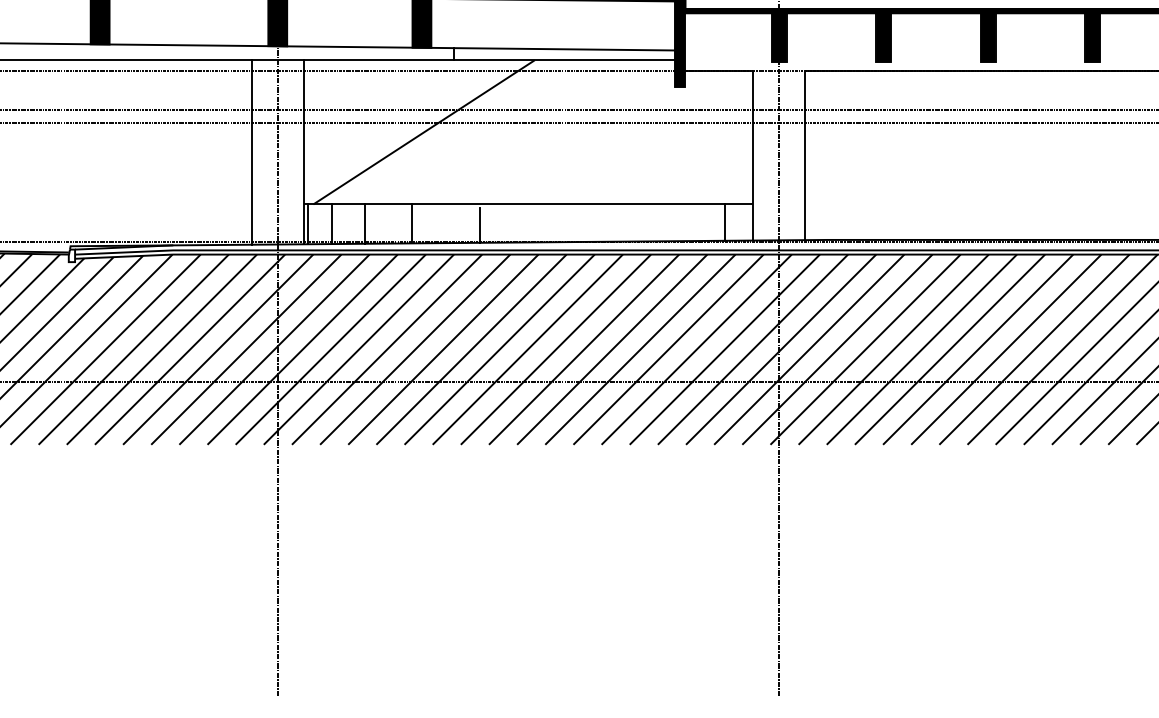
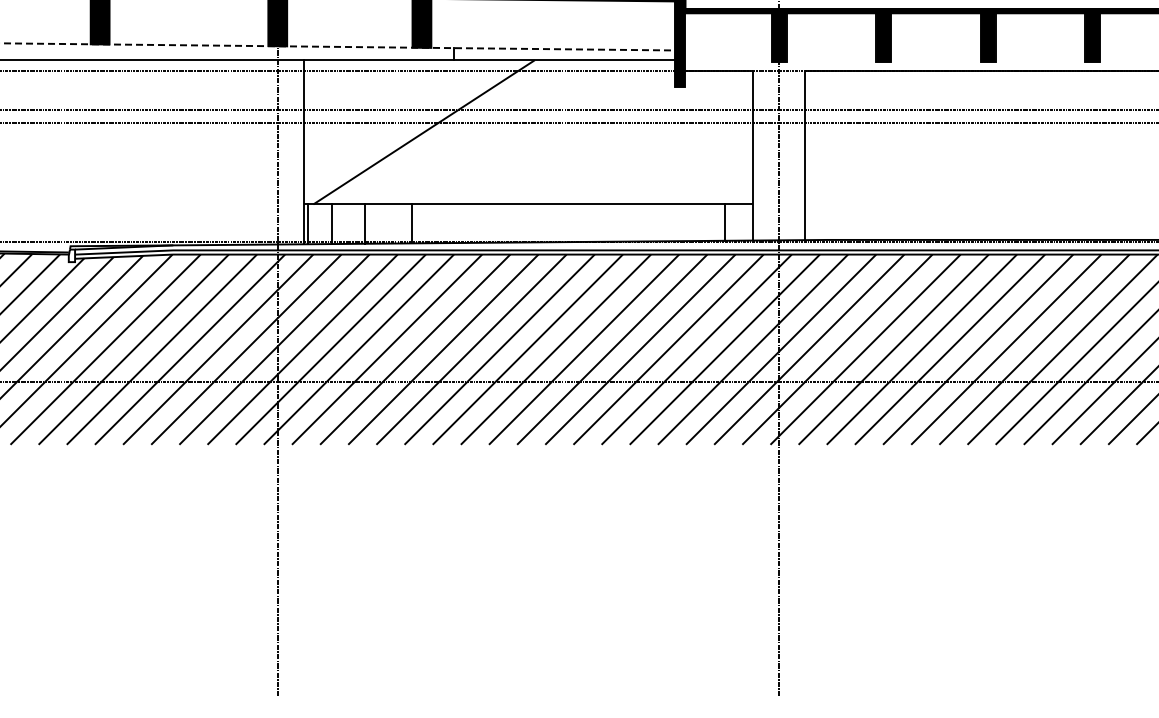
line: solid -> dashed (337, 46)
line: present -> none (251, 152)
line: present -> none (480, 224)
